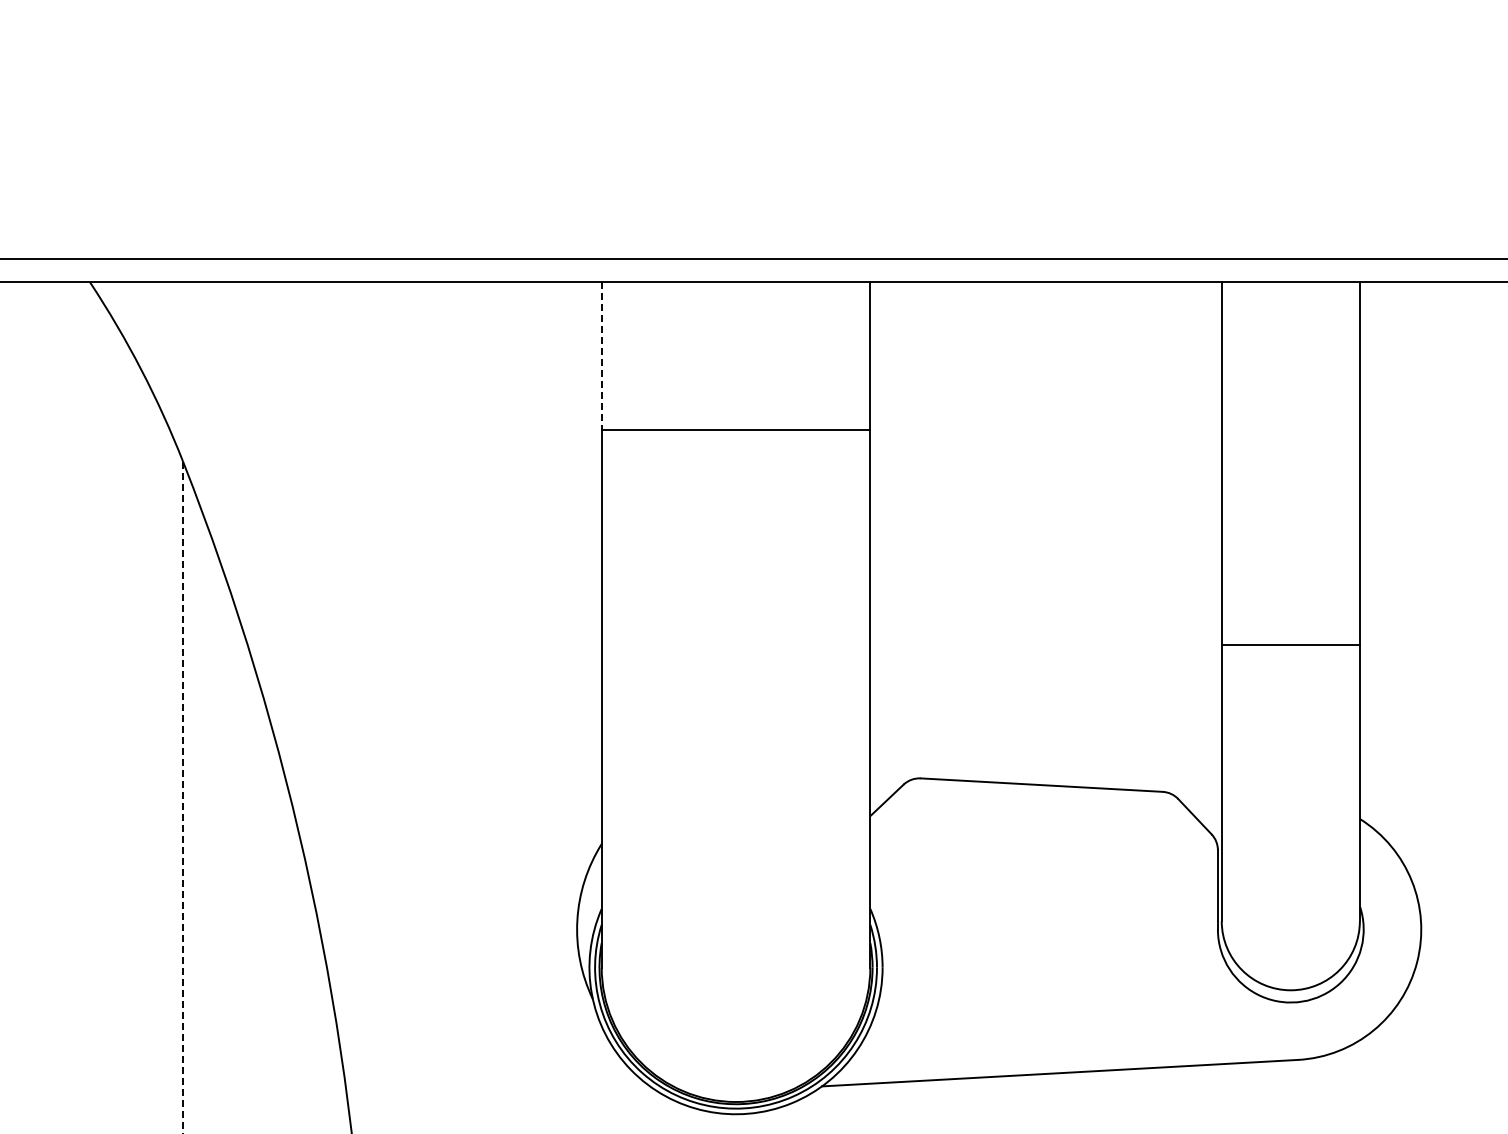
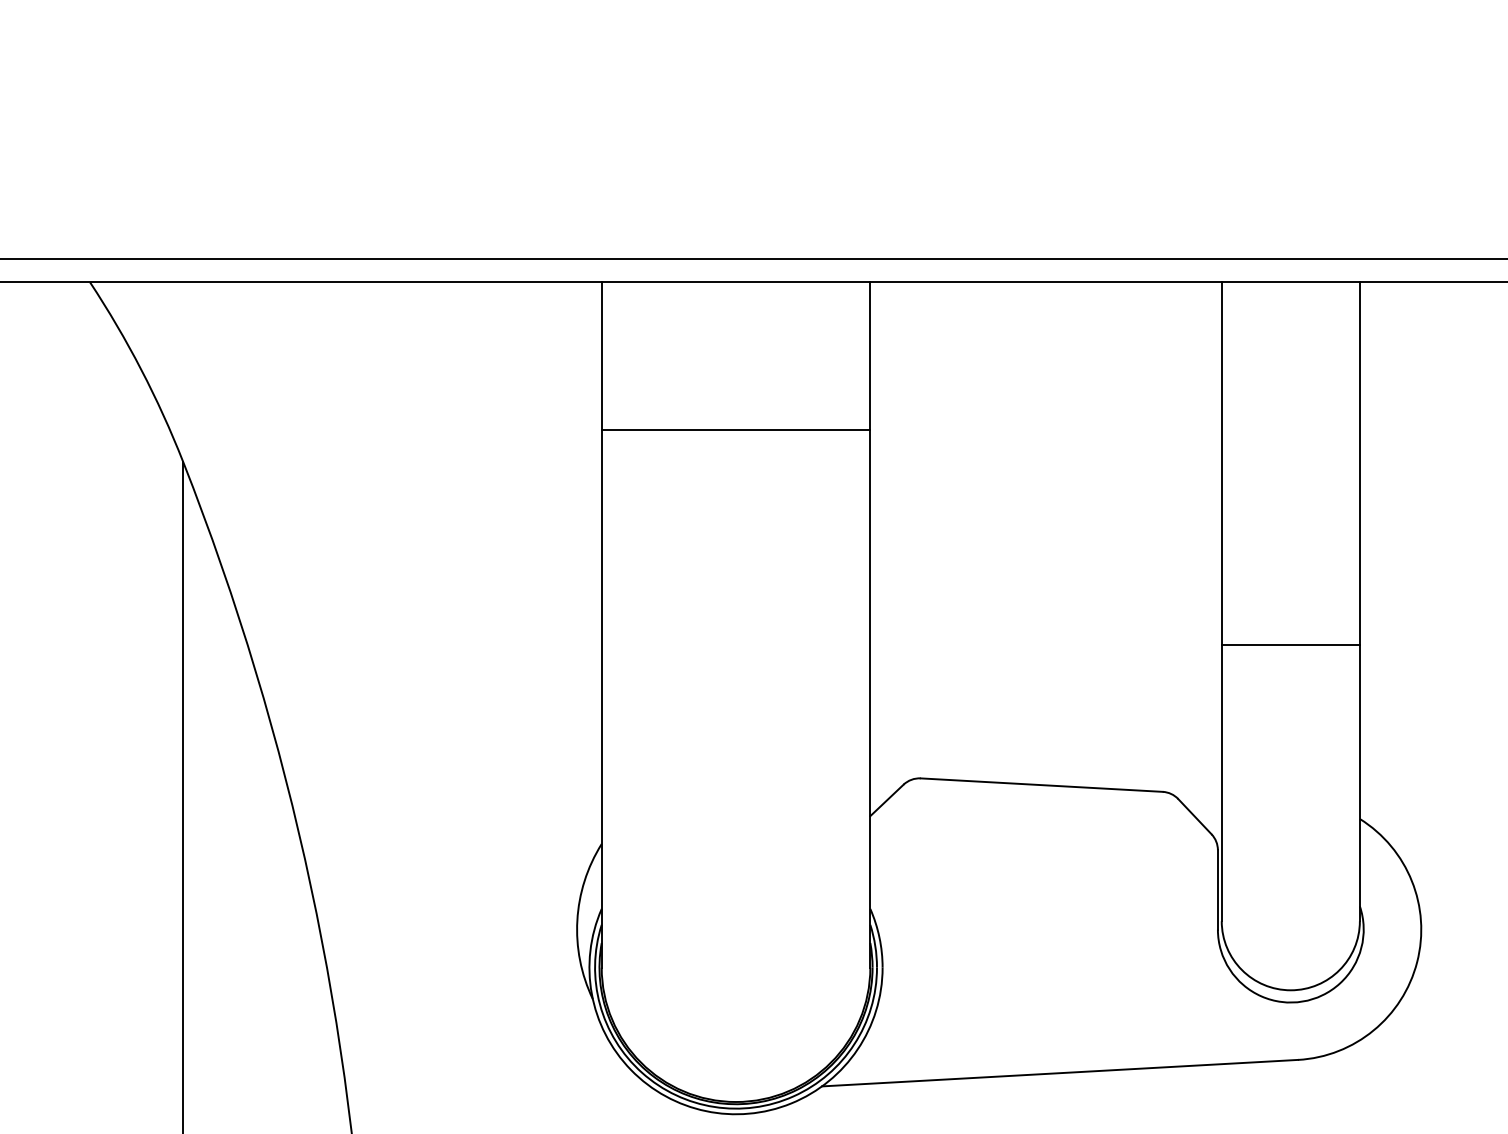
line: dashed -> solid (601, 356)
line: dashed -> solid (183, 797)
